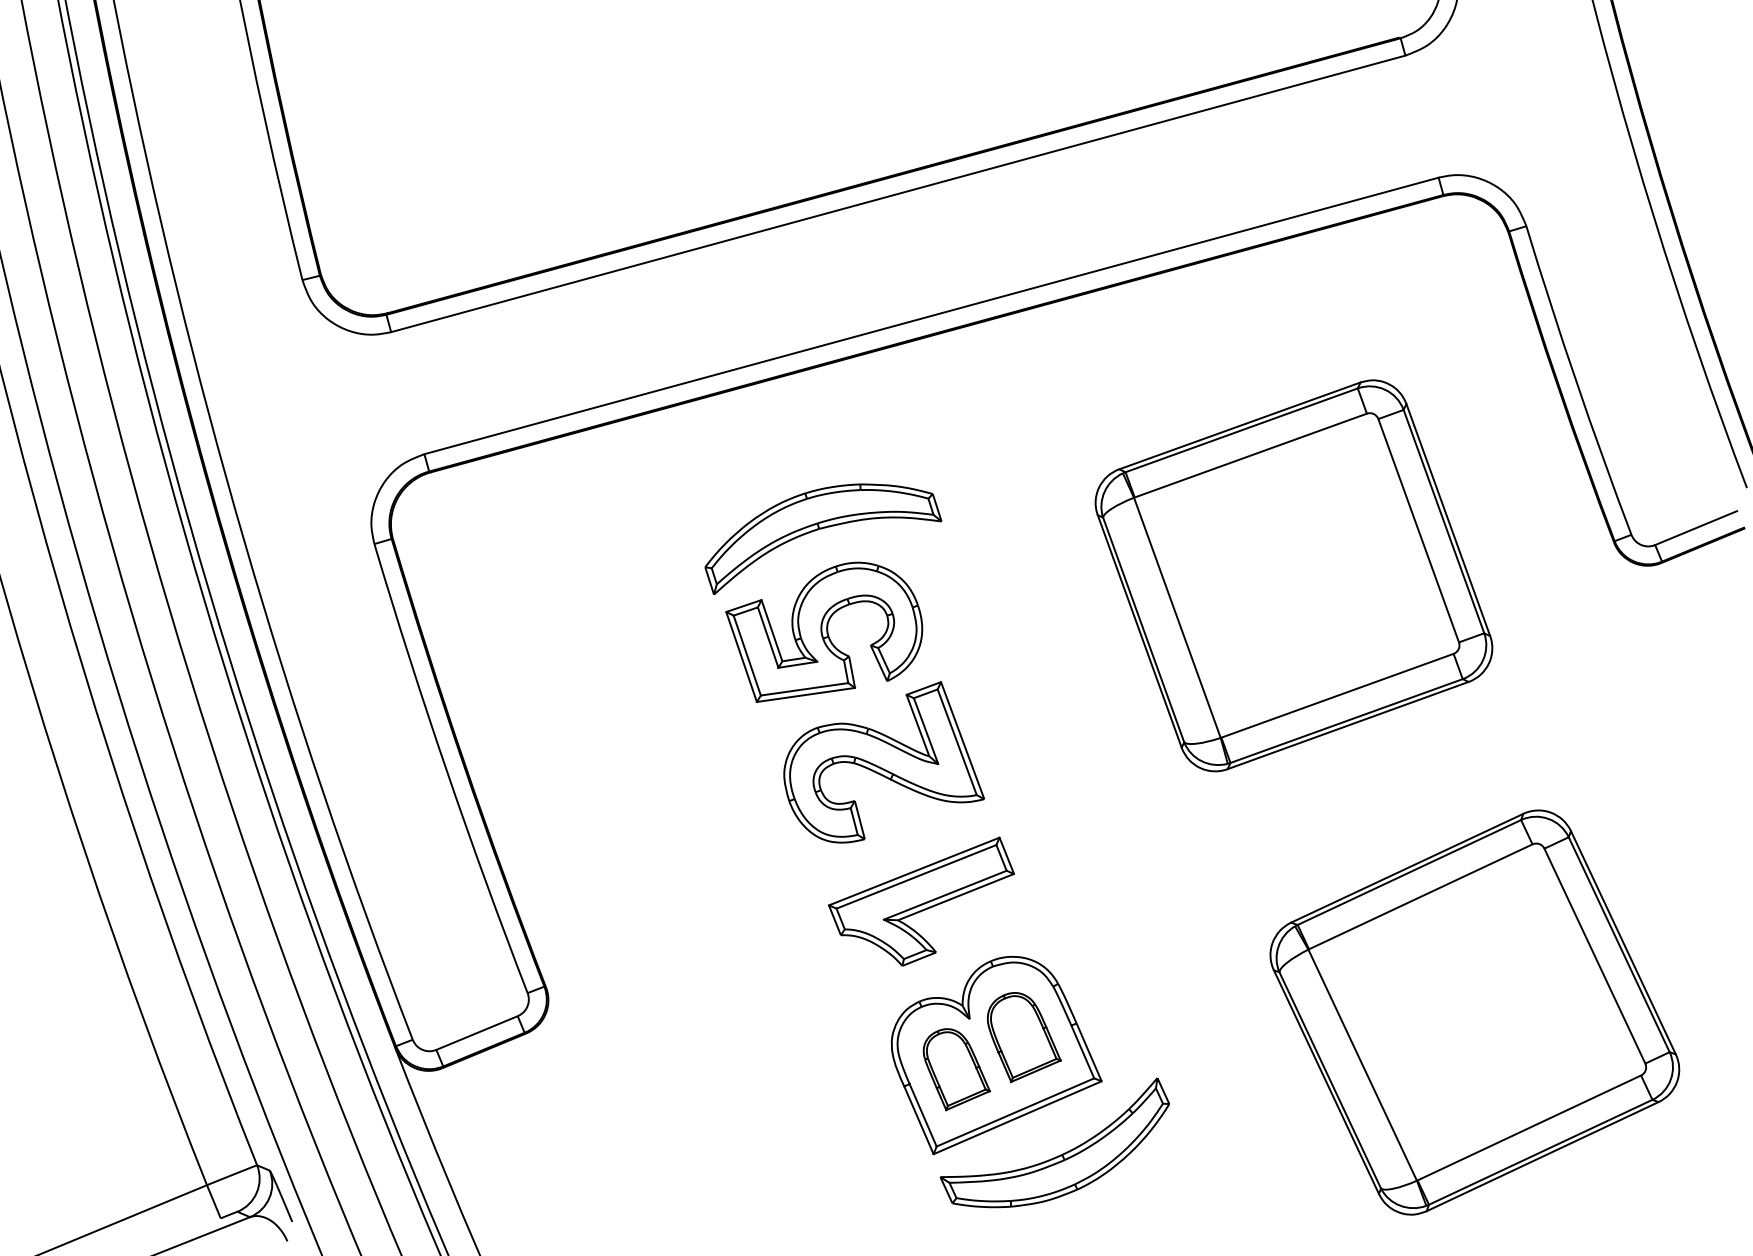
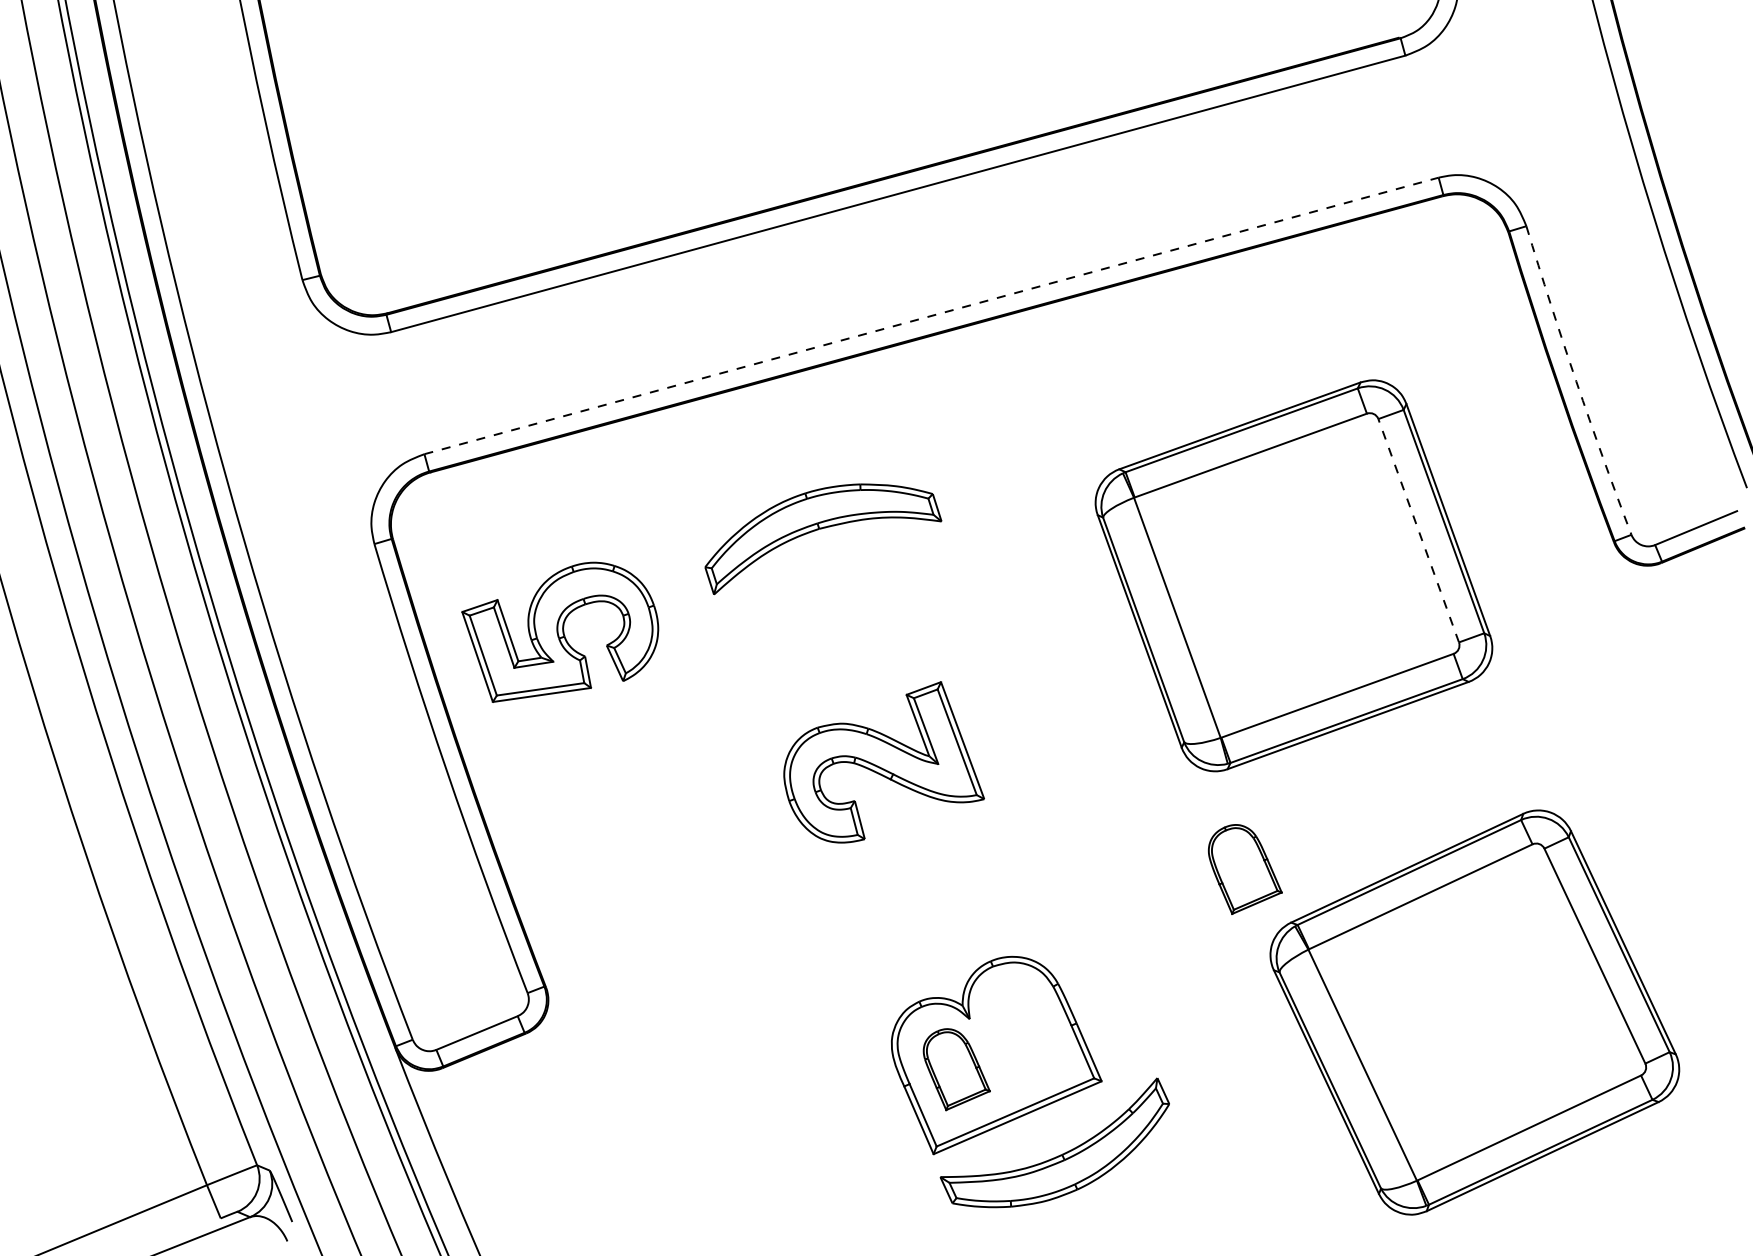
line: solid -> dashed (931, 315)
arc: solid -> dashed (1576, 381)
line: solid -> dashed (1418, 530)
part position: (824, 631) -> (560, 631) (560, 631)
part: present -> none (921, 901)
part position: (1023, 1037) -> (1244, 869) (1244, 869)
